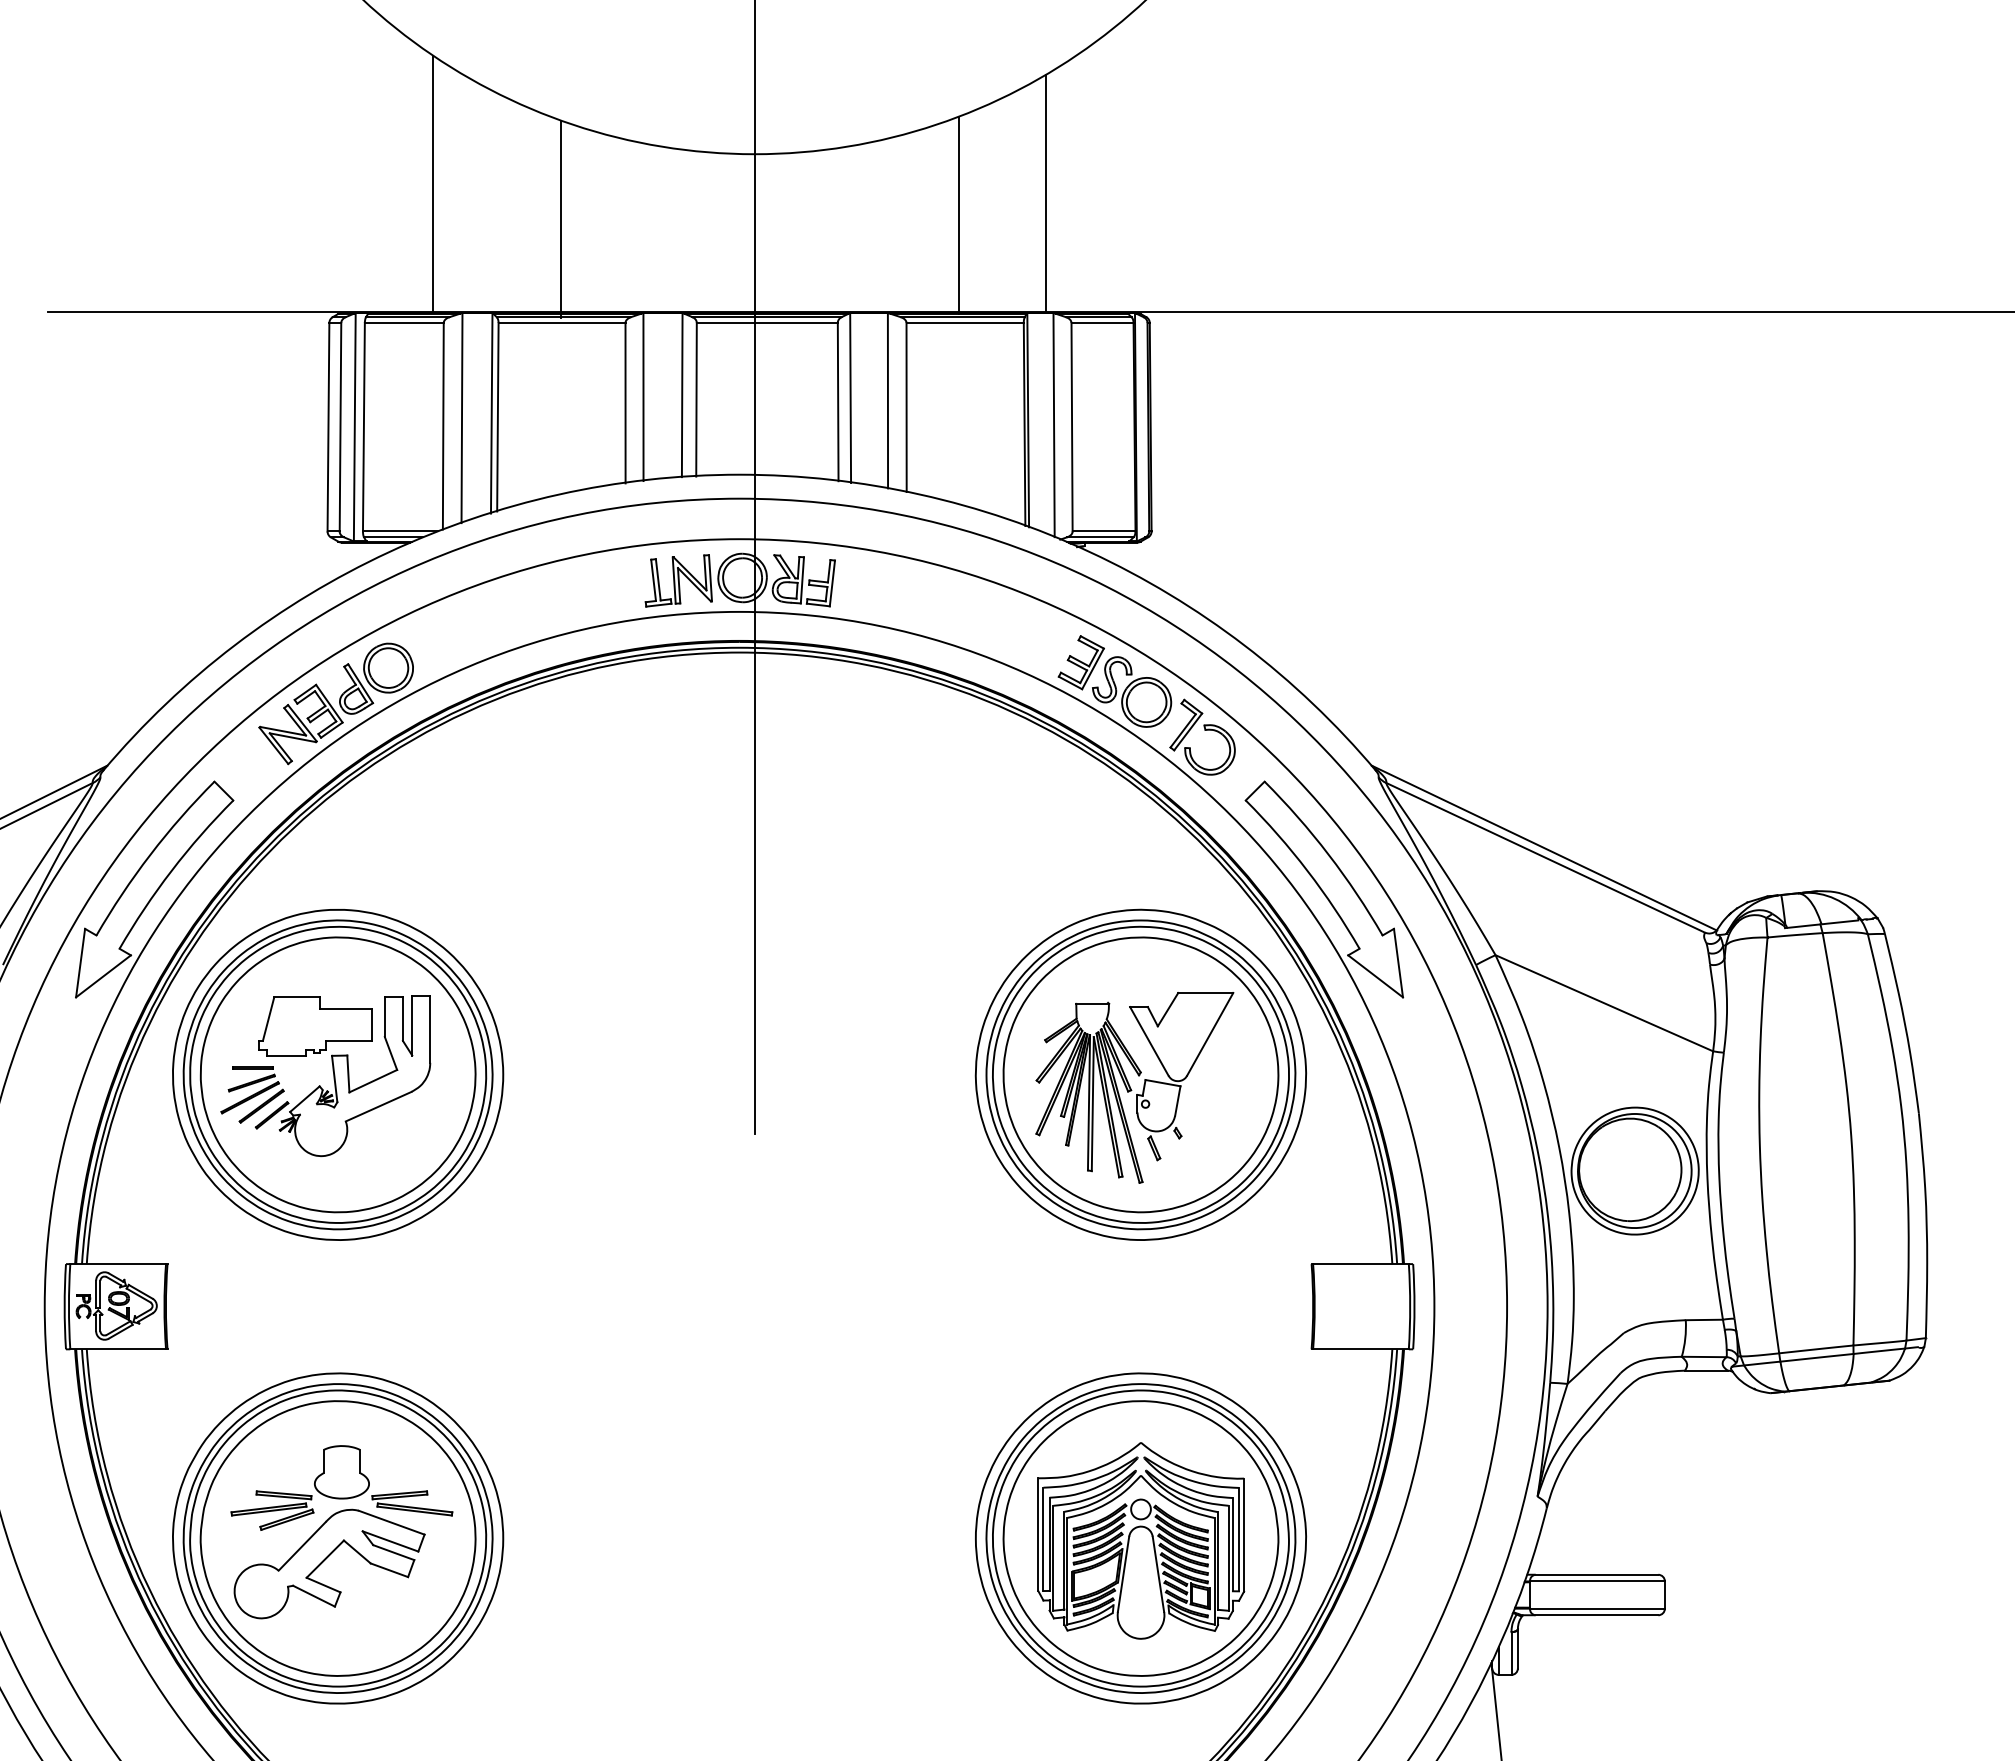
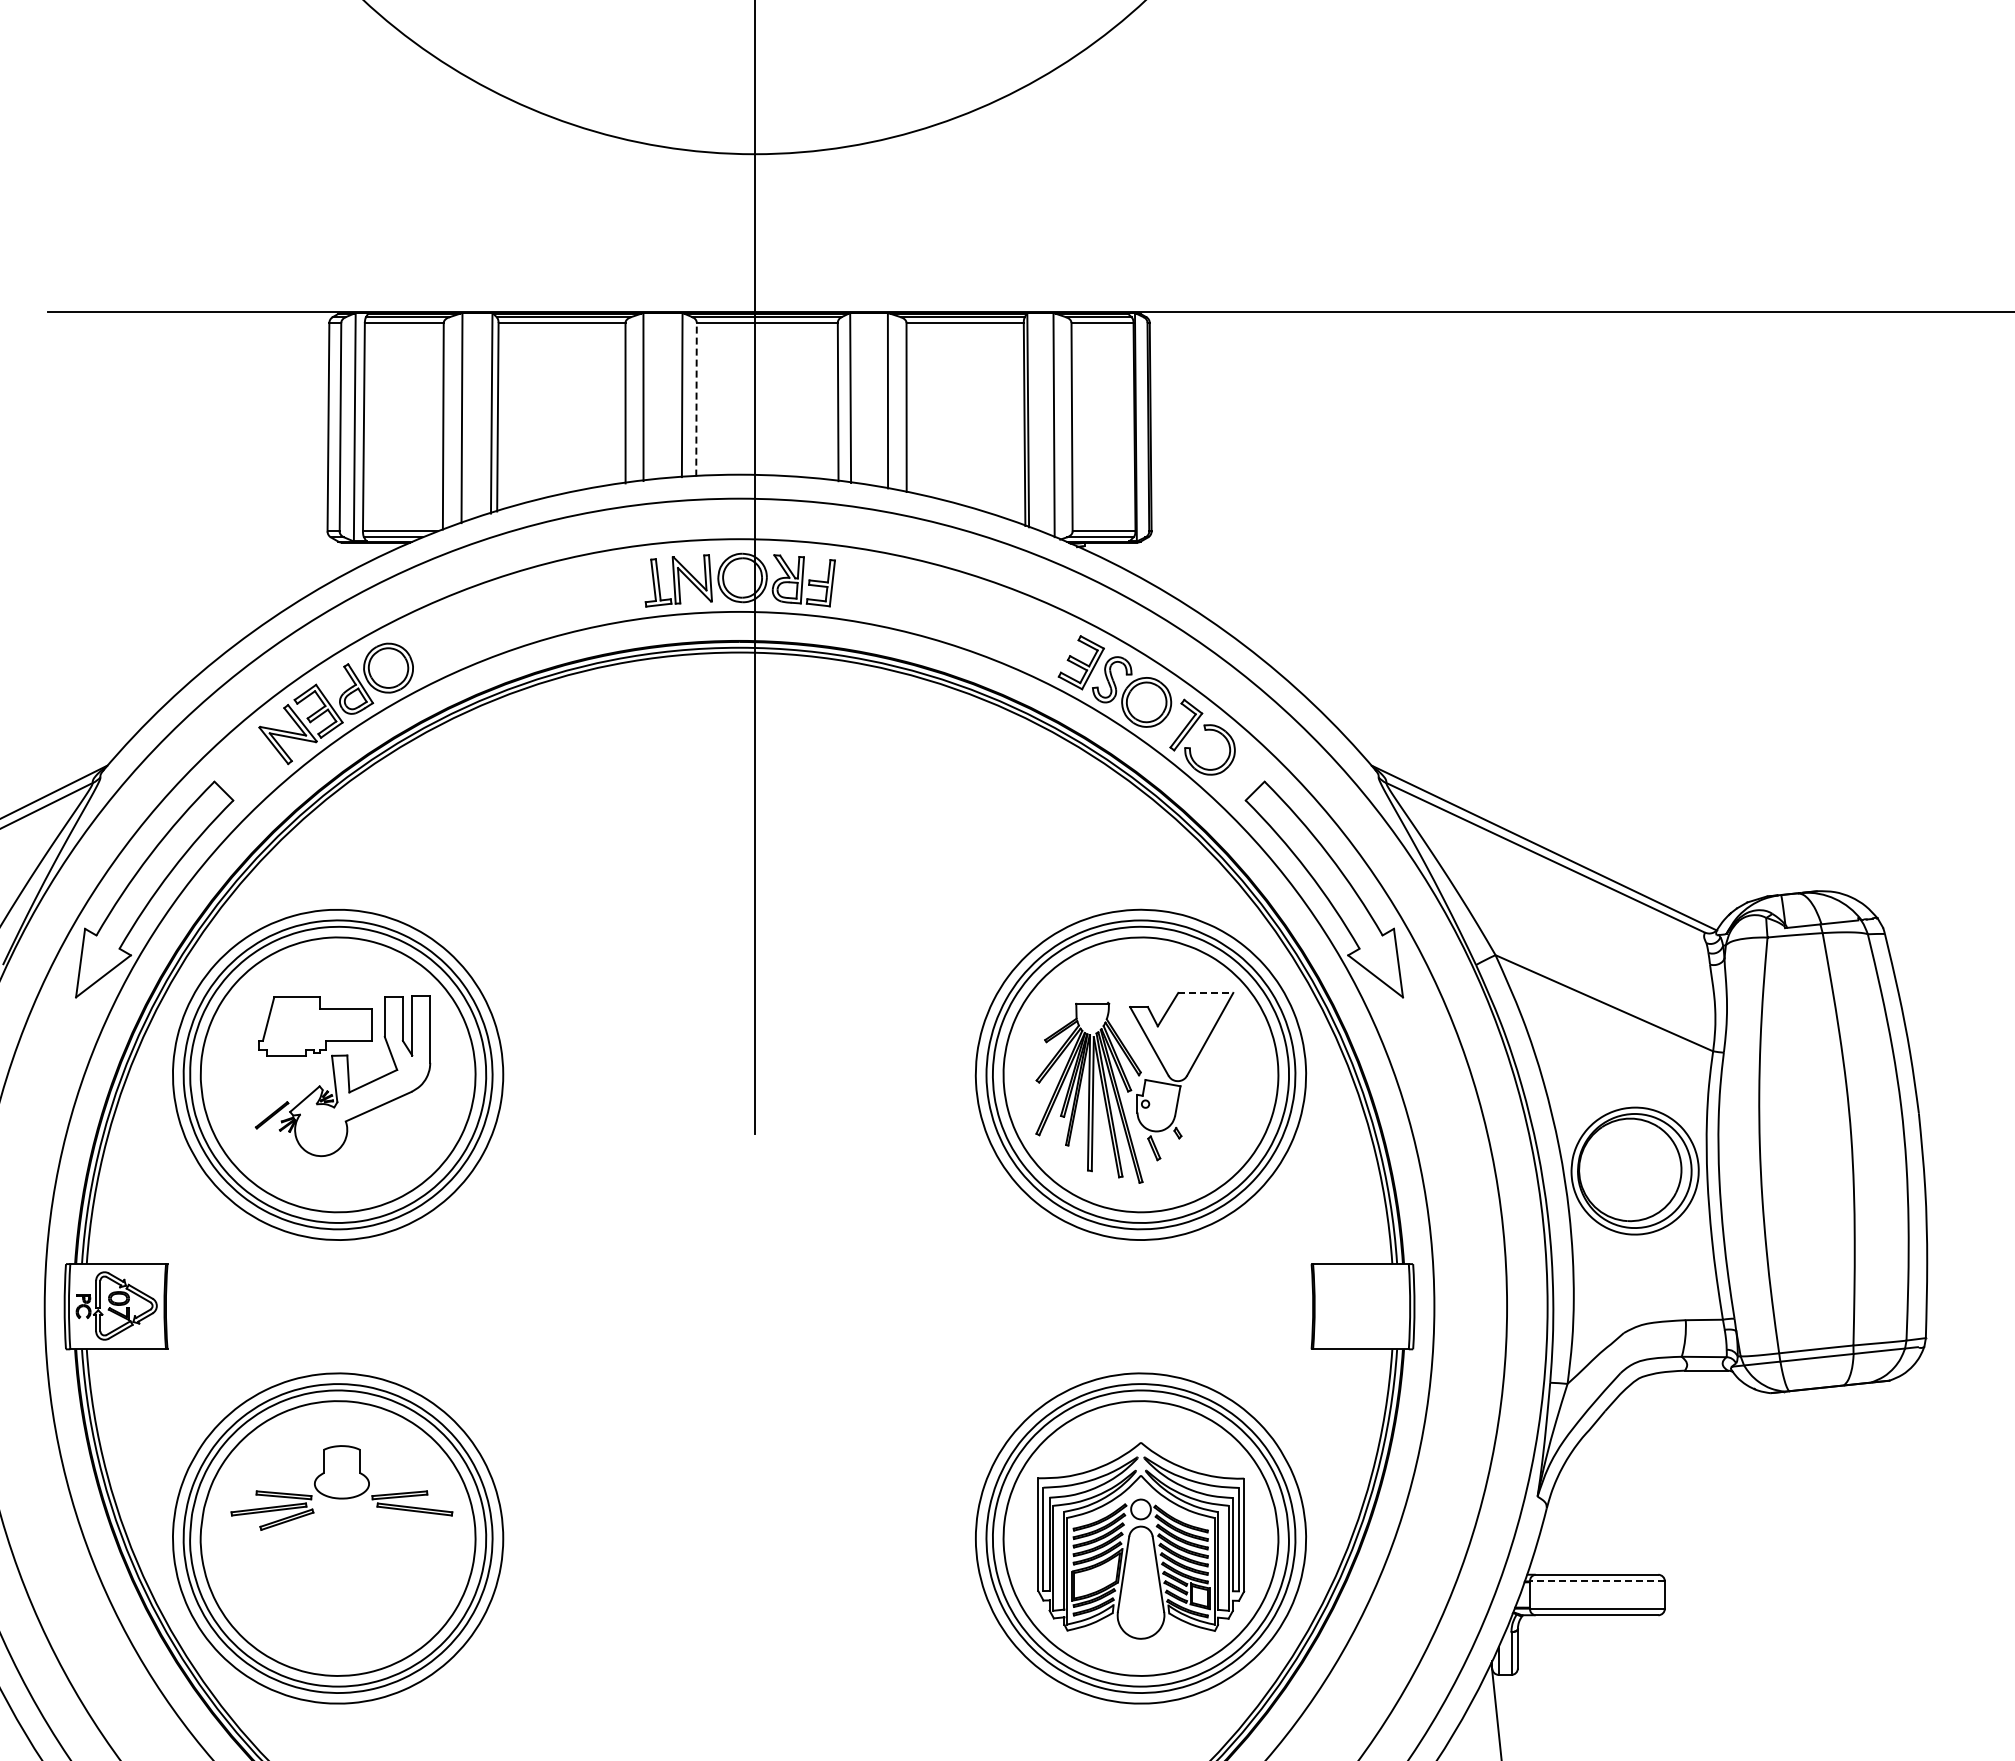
line: present -> none (433, 183)
line: present -> none (1045, 193)
line: present -> none (958, 214)
line: present -> none (560, 218)
line: solid -> dashed (696, 399)
line: solid -> dashed (1206, 992)
part: present -> none (252, 1094)
part: present -> none (329, 1563)
line: solid -> dashed (1596, 1581)
